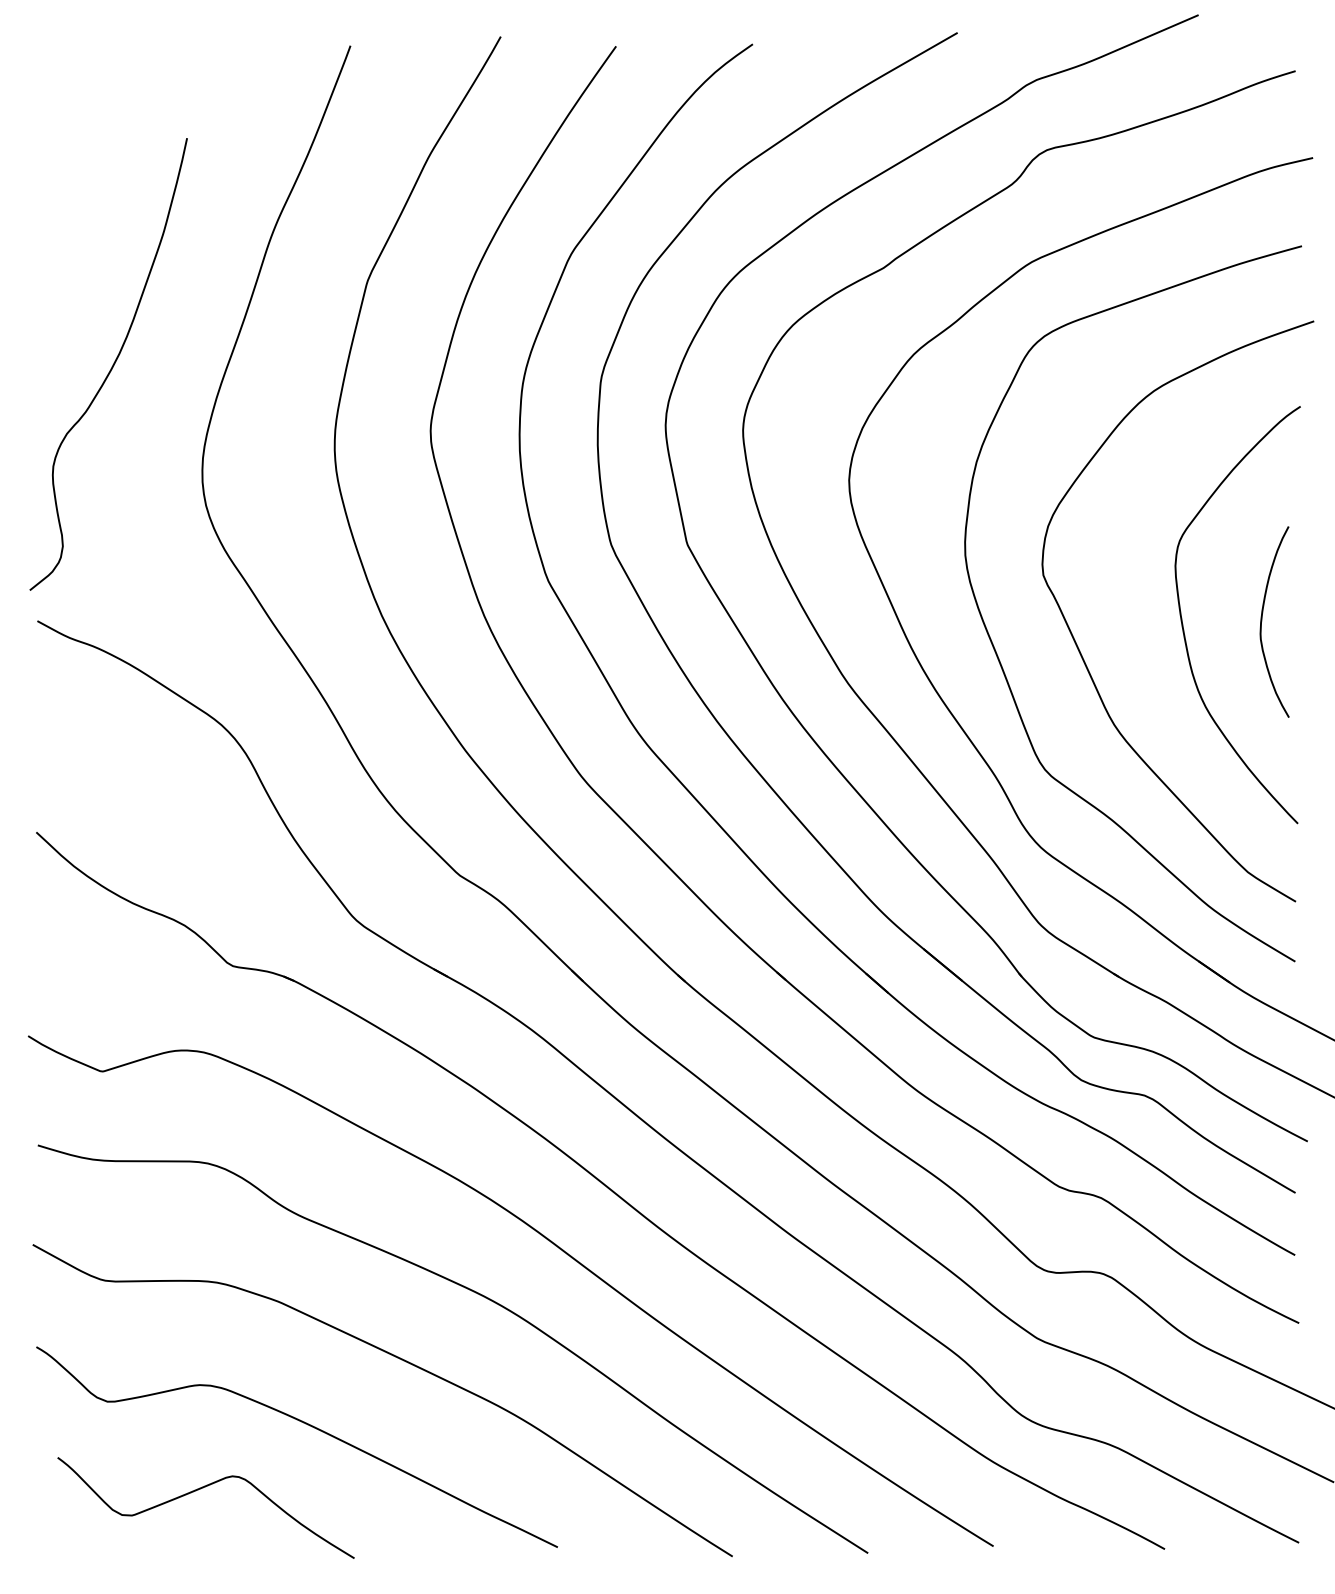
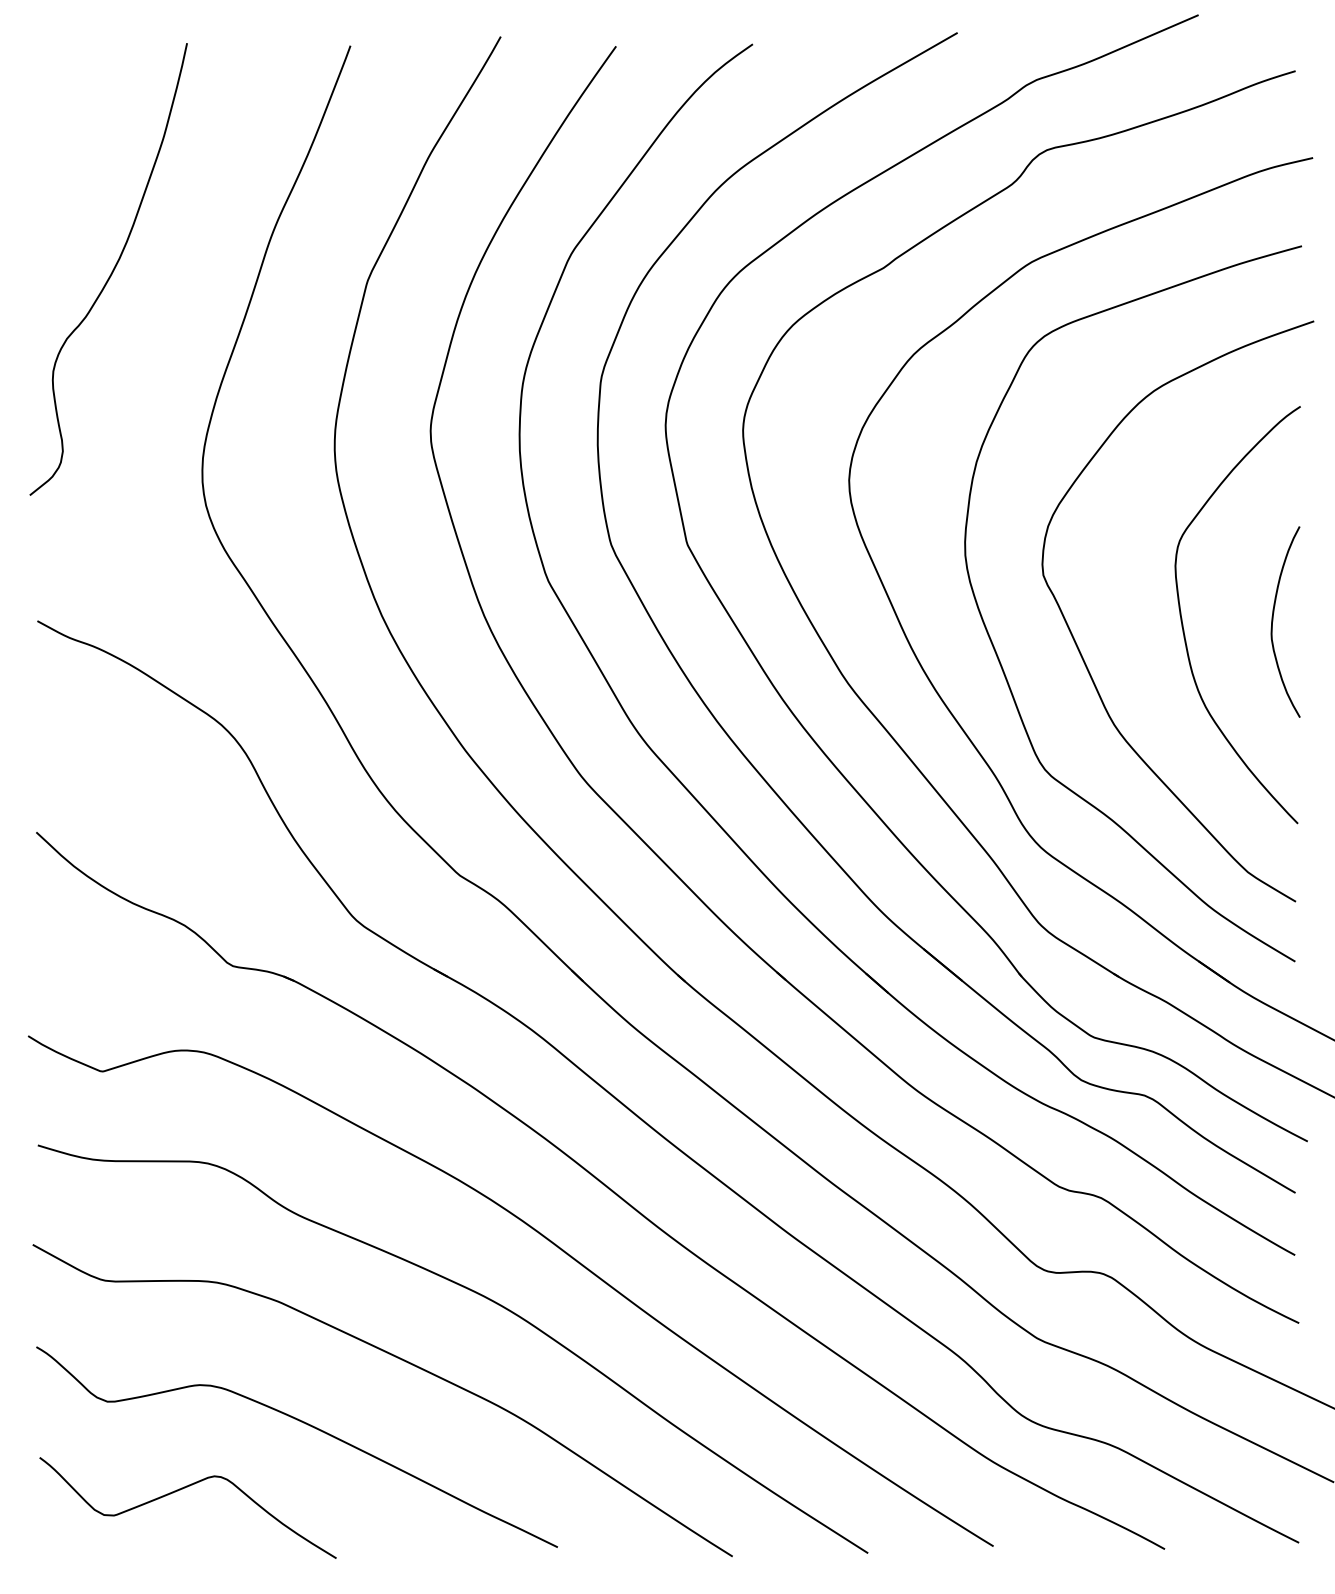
curve position: (111, 366) -> (111, 271) (111, 271)
curve position: (1262, 621) -> (1273, 621) (1273, 621)
curve position: (196, 1491) -> (178, 1491) (178, 1491)
